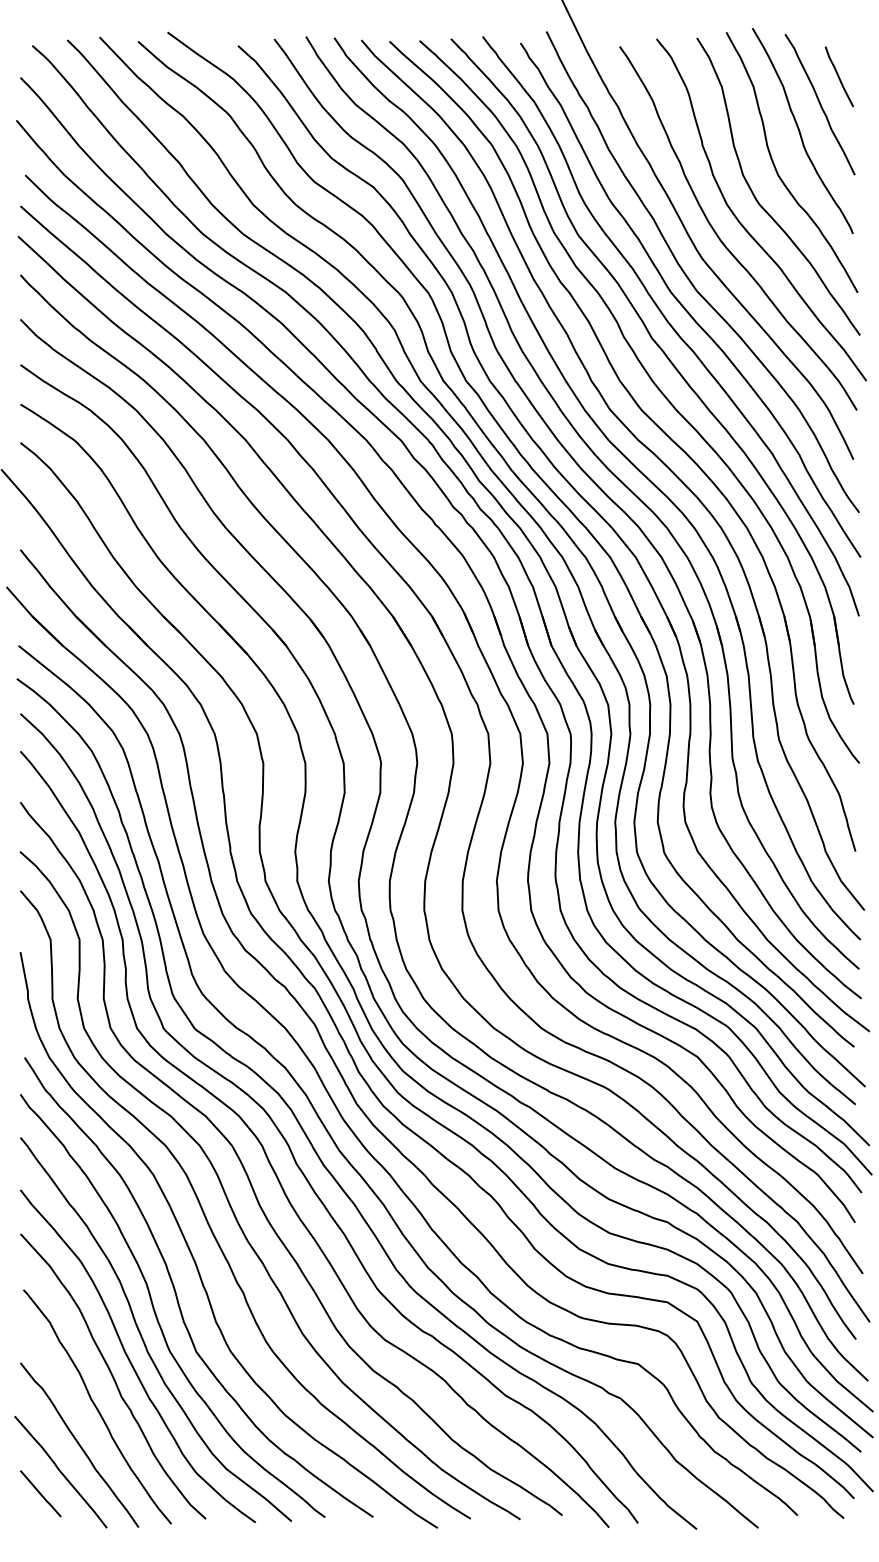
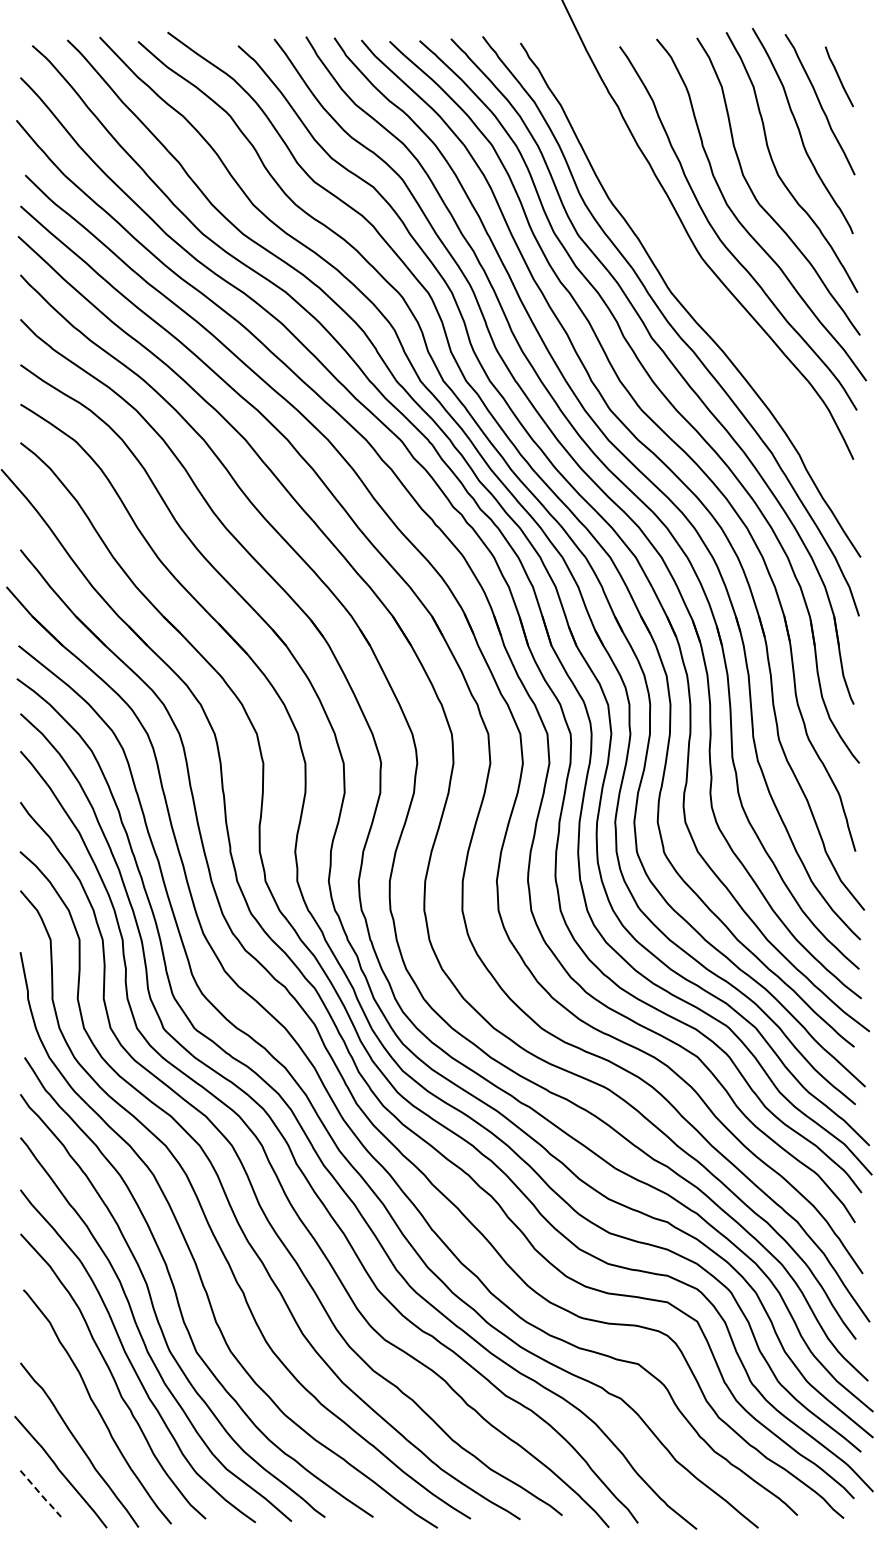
curve: present -> none (692, 282)
line: solid -> dashed (41, 1494)
